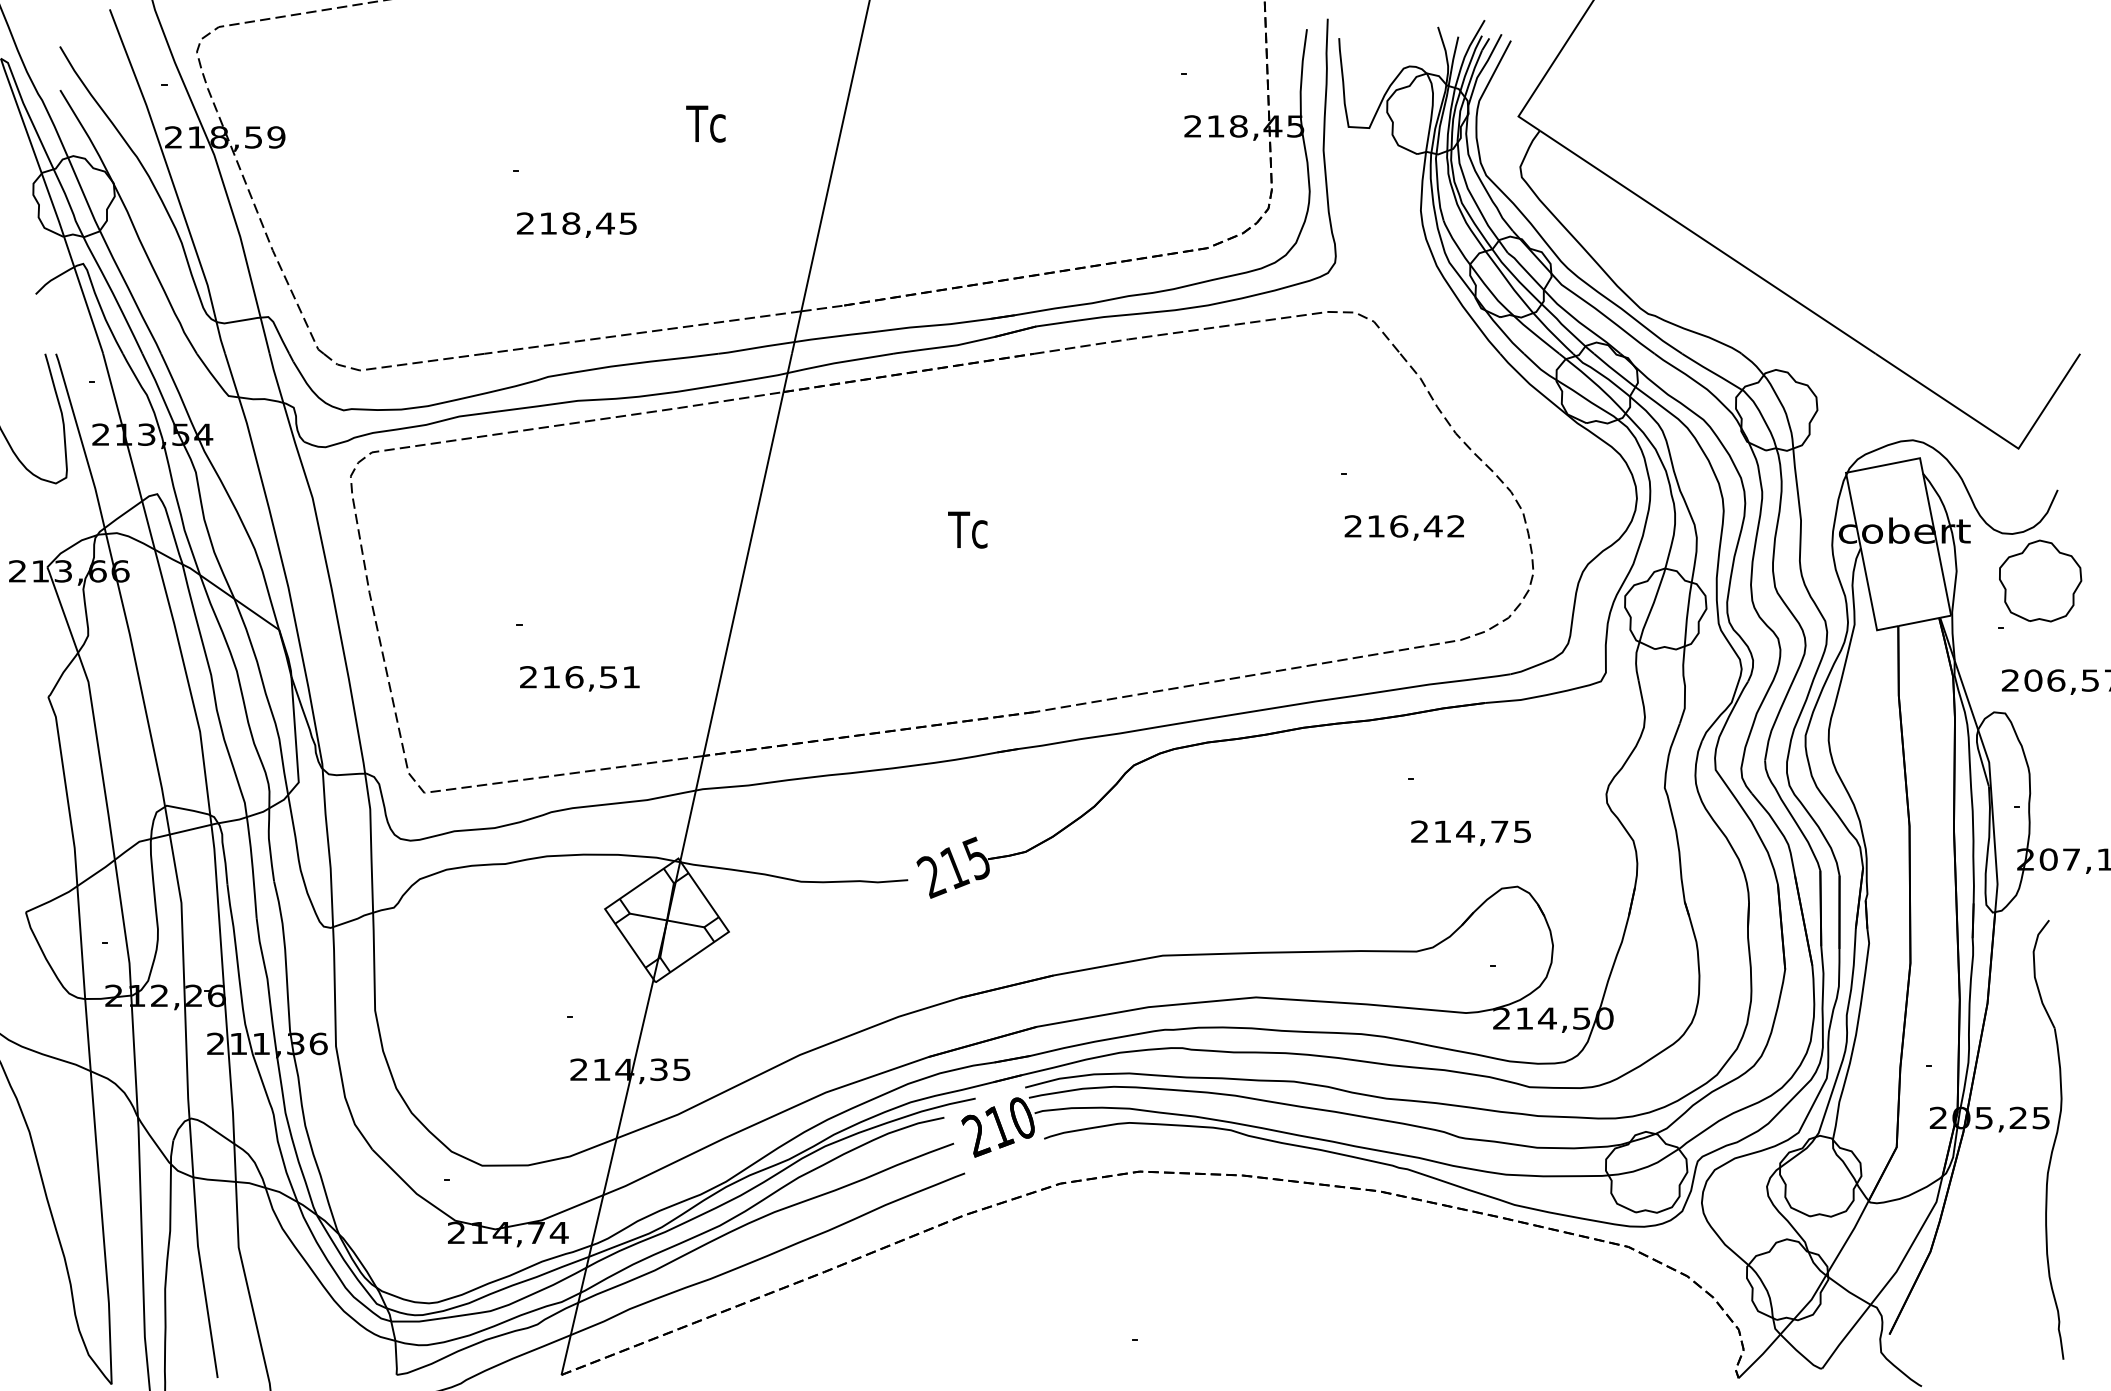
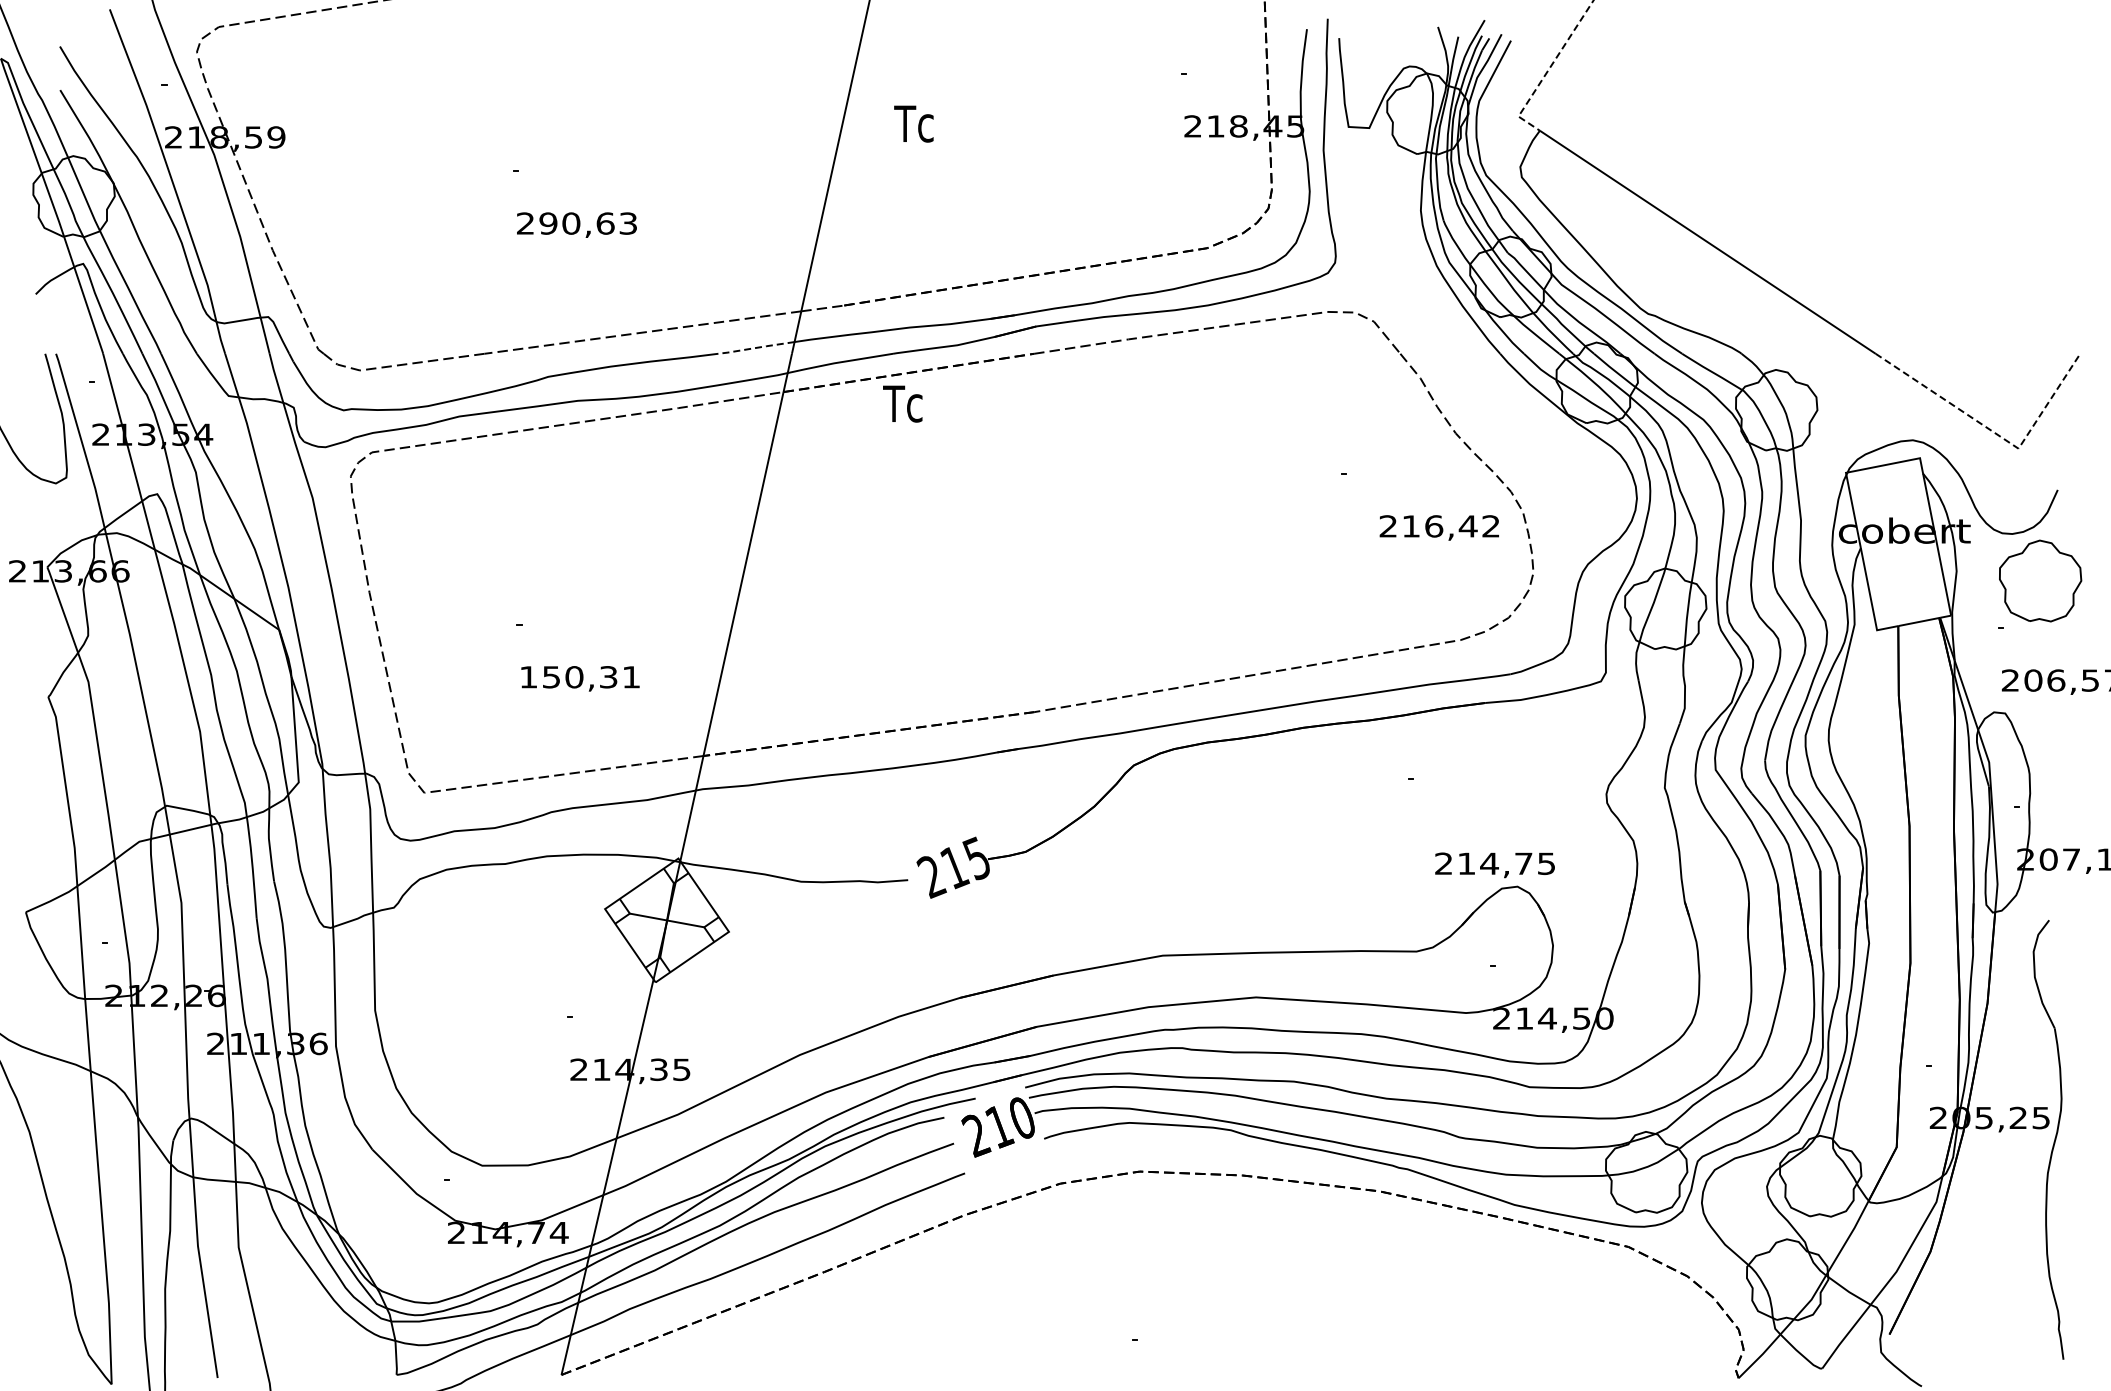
line: solid -> dashed (1548, 70)
text position: (705, 123) -> (913, 123) (913, 123)
text: 218,45 -> 290,63 (587, 223)
line: solid -> dashed (756, 347)
line: solid -> dashed (1995, 433)
text position: (1403, 527) -> (1438, 527) (1438, 527)
text position: (967, 529) -> (902, 403) (902, 403)
text: 216,51 -> 150,31 (568, 677)
text position: (1470, 833) -> (1494, 865) (1494, 865)
